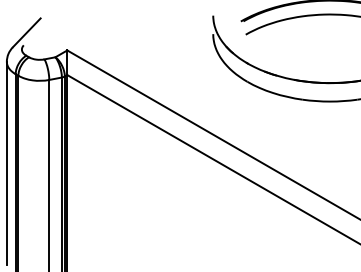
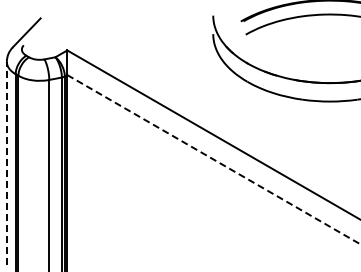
line: solid -> dashed (214, 159)
line: solid -> dashed (6, 163)
